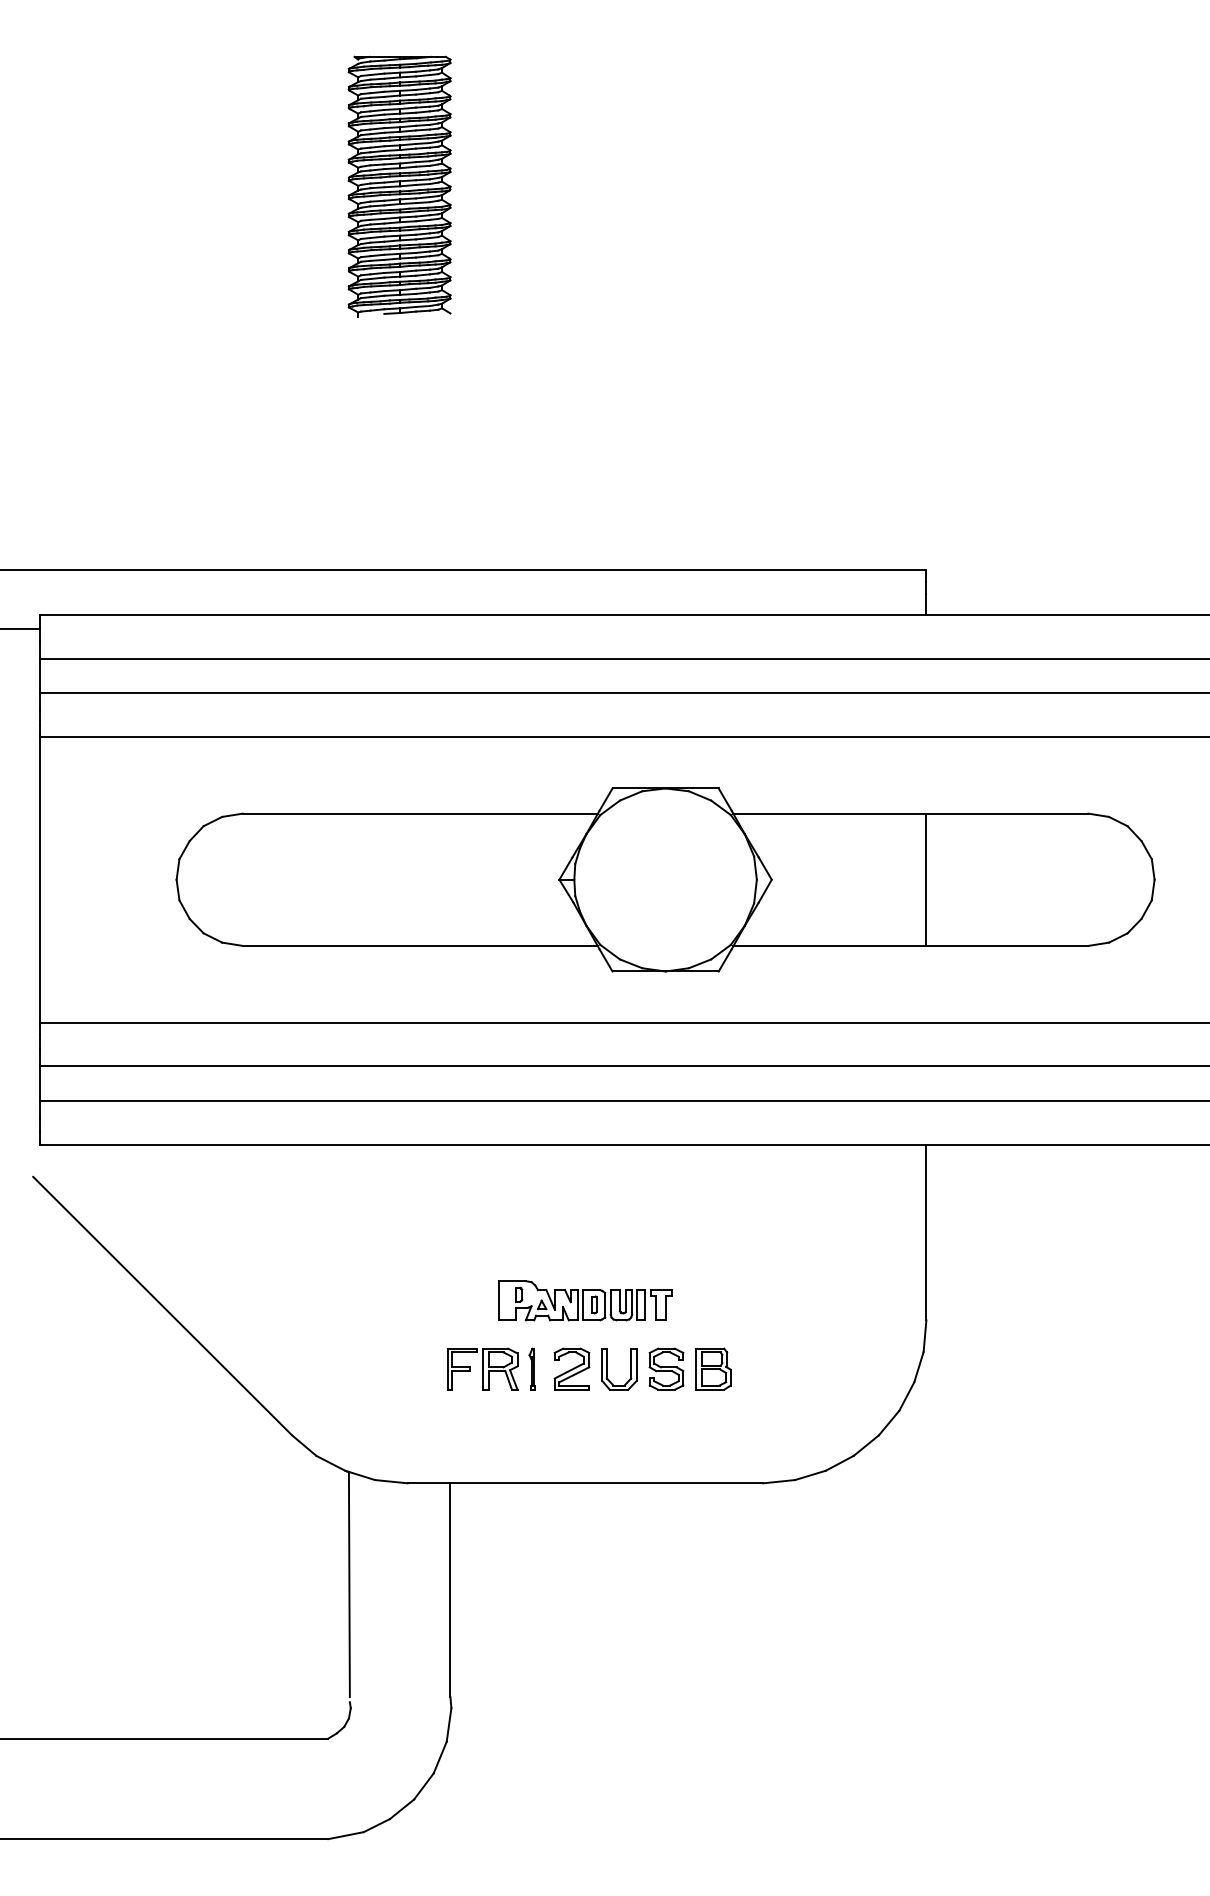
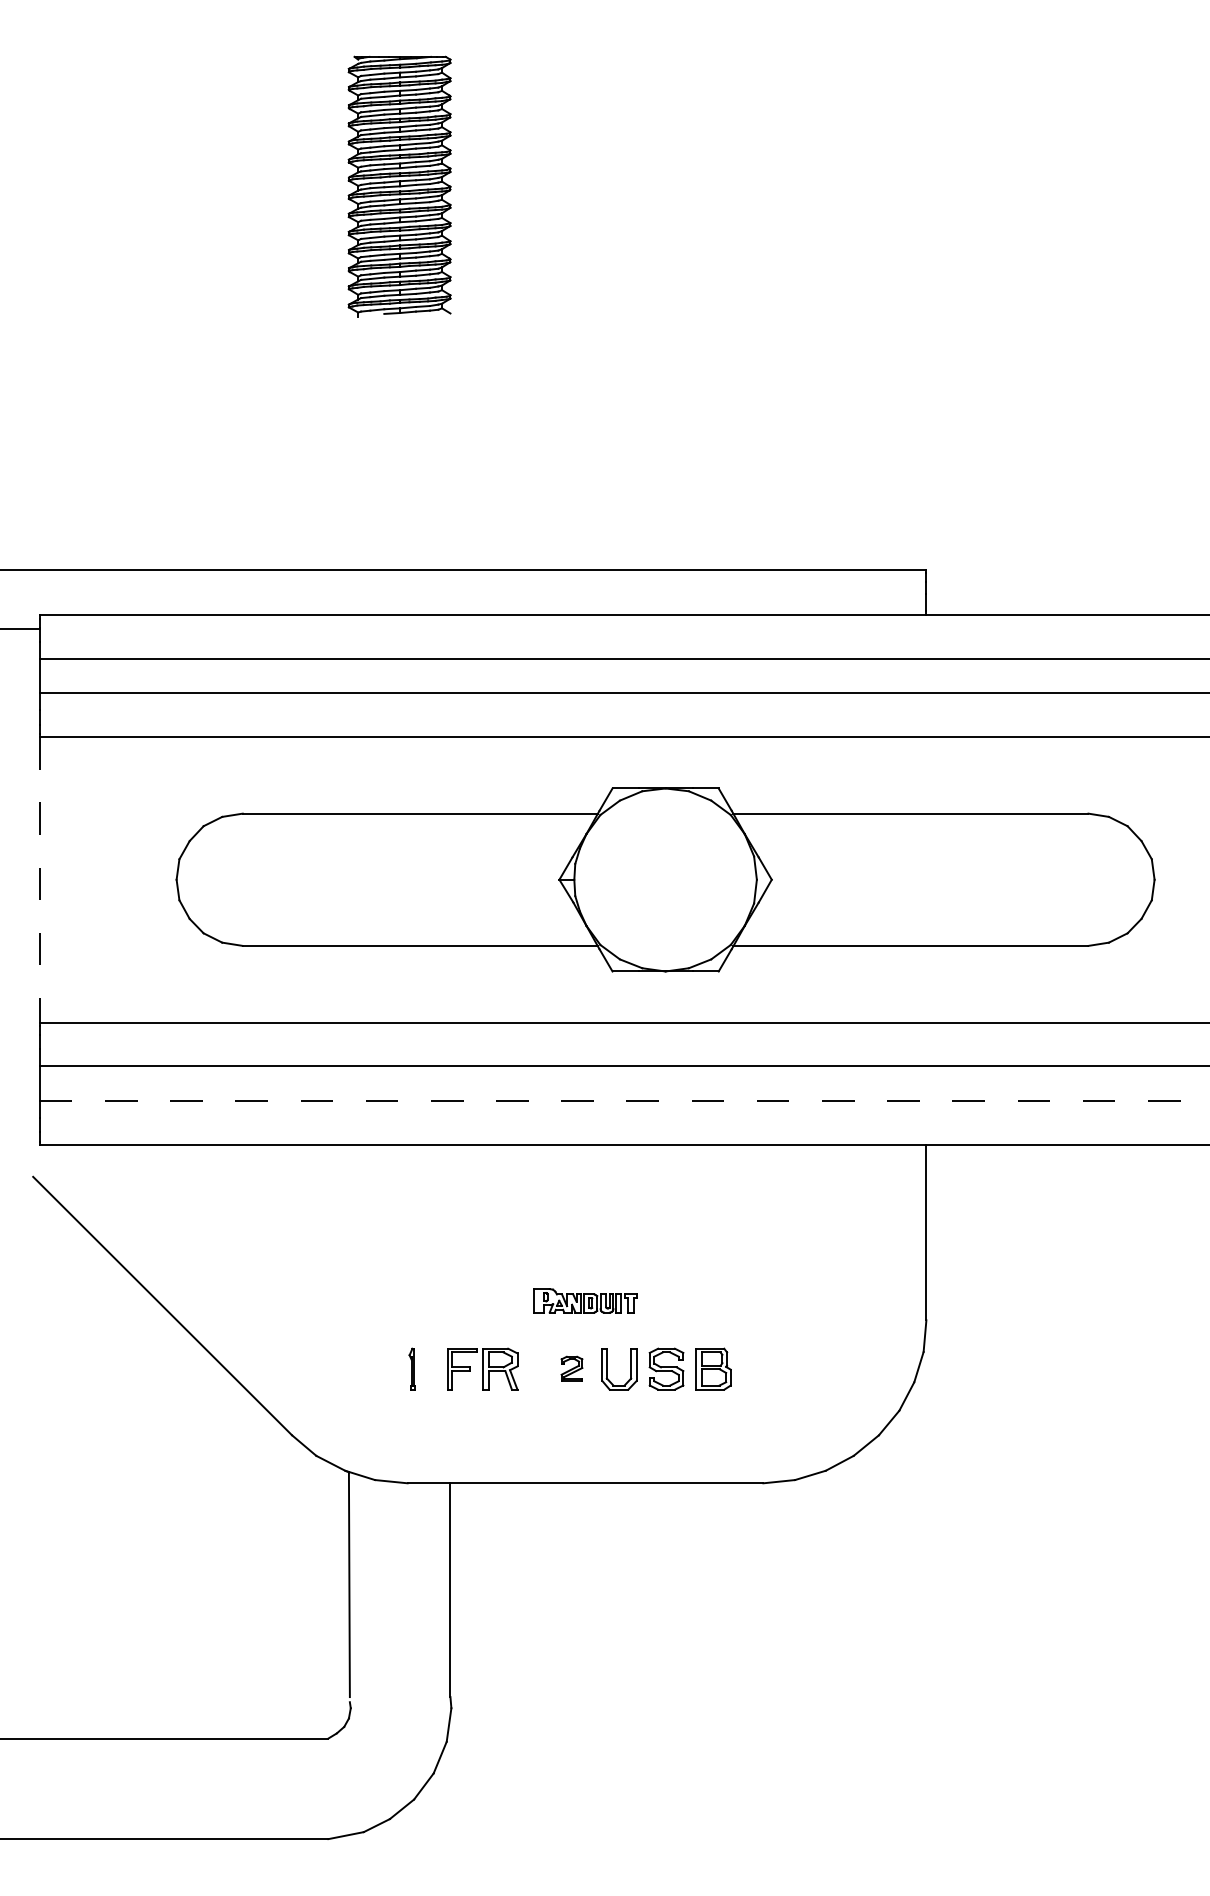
line: present -> none (926, 879)
line: solid -> dashed (39, 880)
line: solid -> dashed (624, 1100)
part size: 175x42 px -> 105x26 px (585, 1300)
part position: (531, 1368) -> (411, 1368) (411, 1368)
part size: 38x44 px -> 24x27 px (571, 1368)
